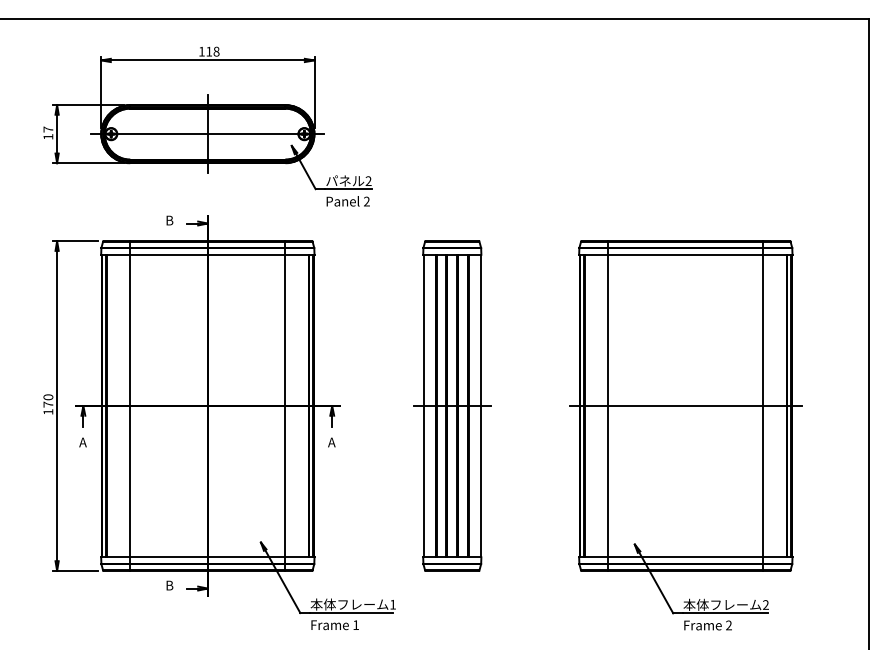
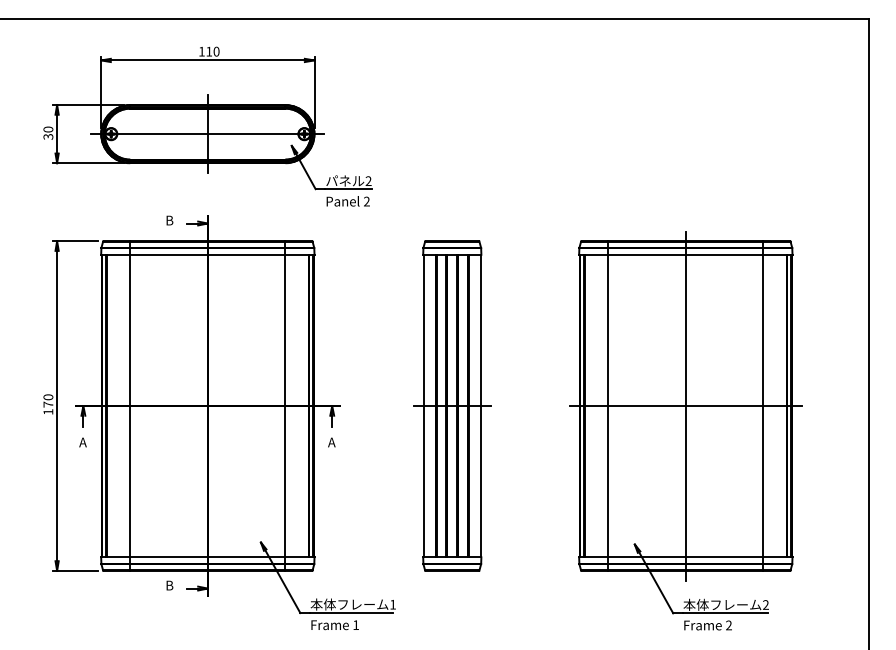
text: 118 -> 110 (216, 51)
text: 17 -> 30 (48, 132)
line: none -> present (685, 405)
